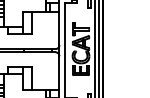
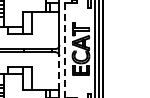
line: solid -> dashed (65, 50)
line: solid -> dashed (59, 72)
